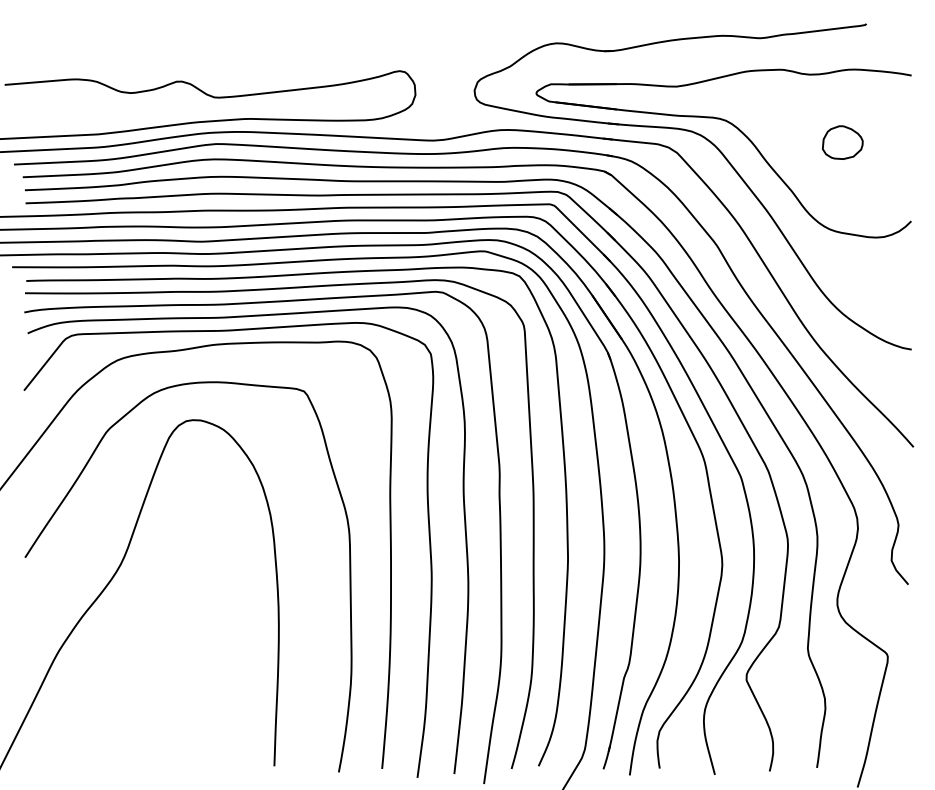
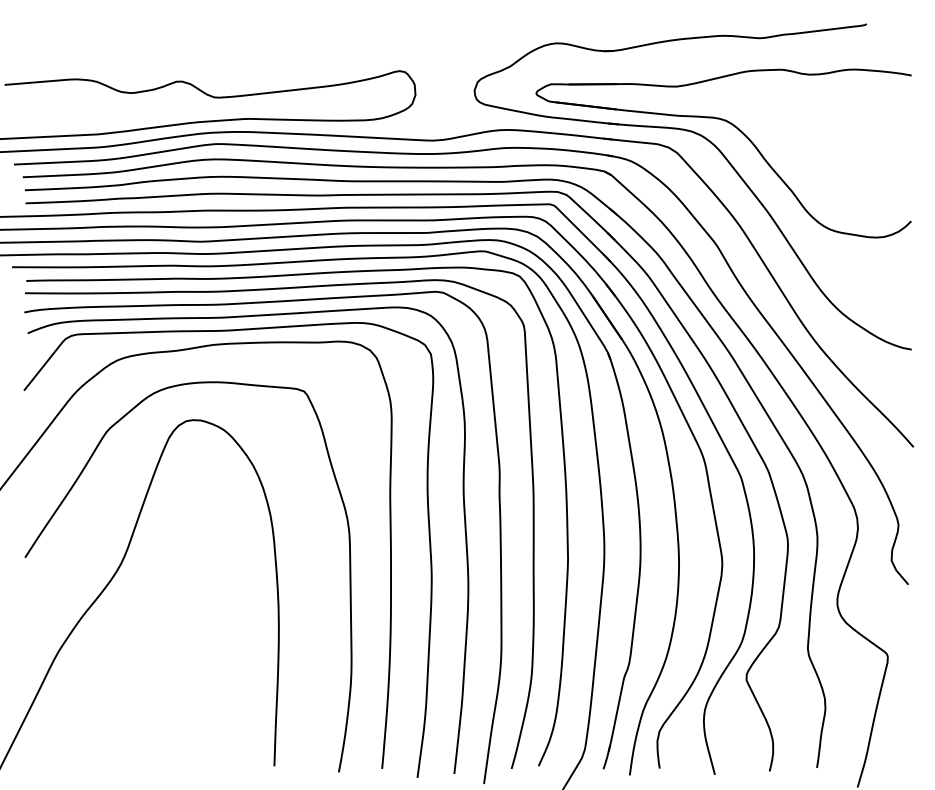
part: present -> none (842, 142)
